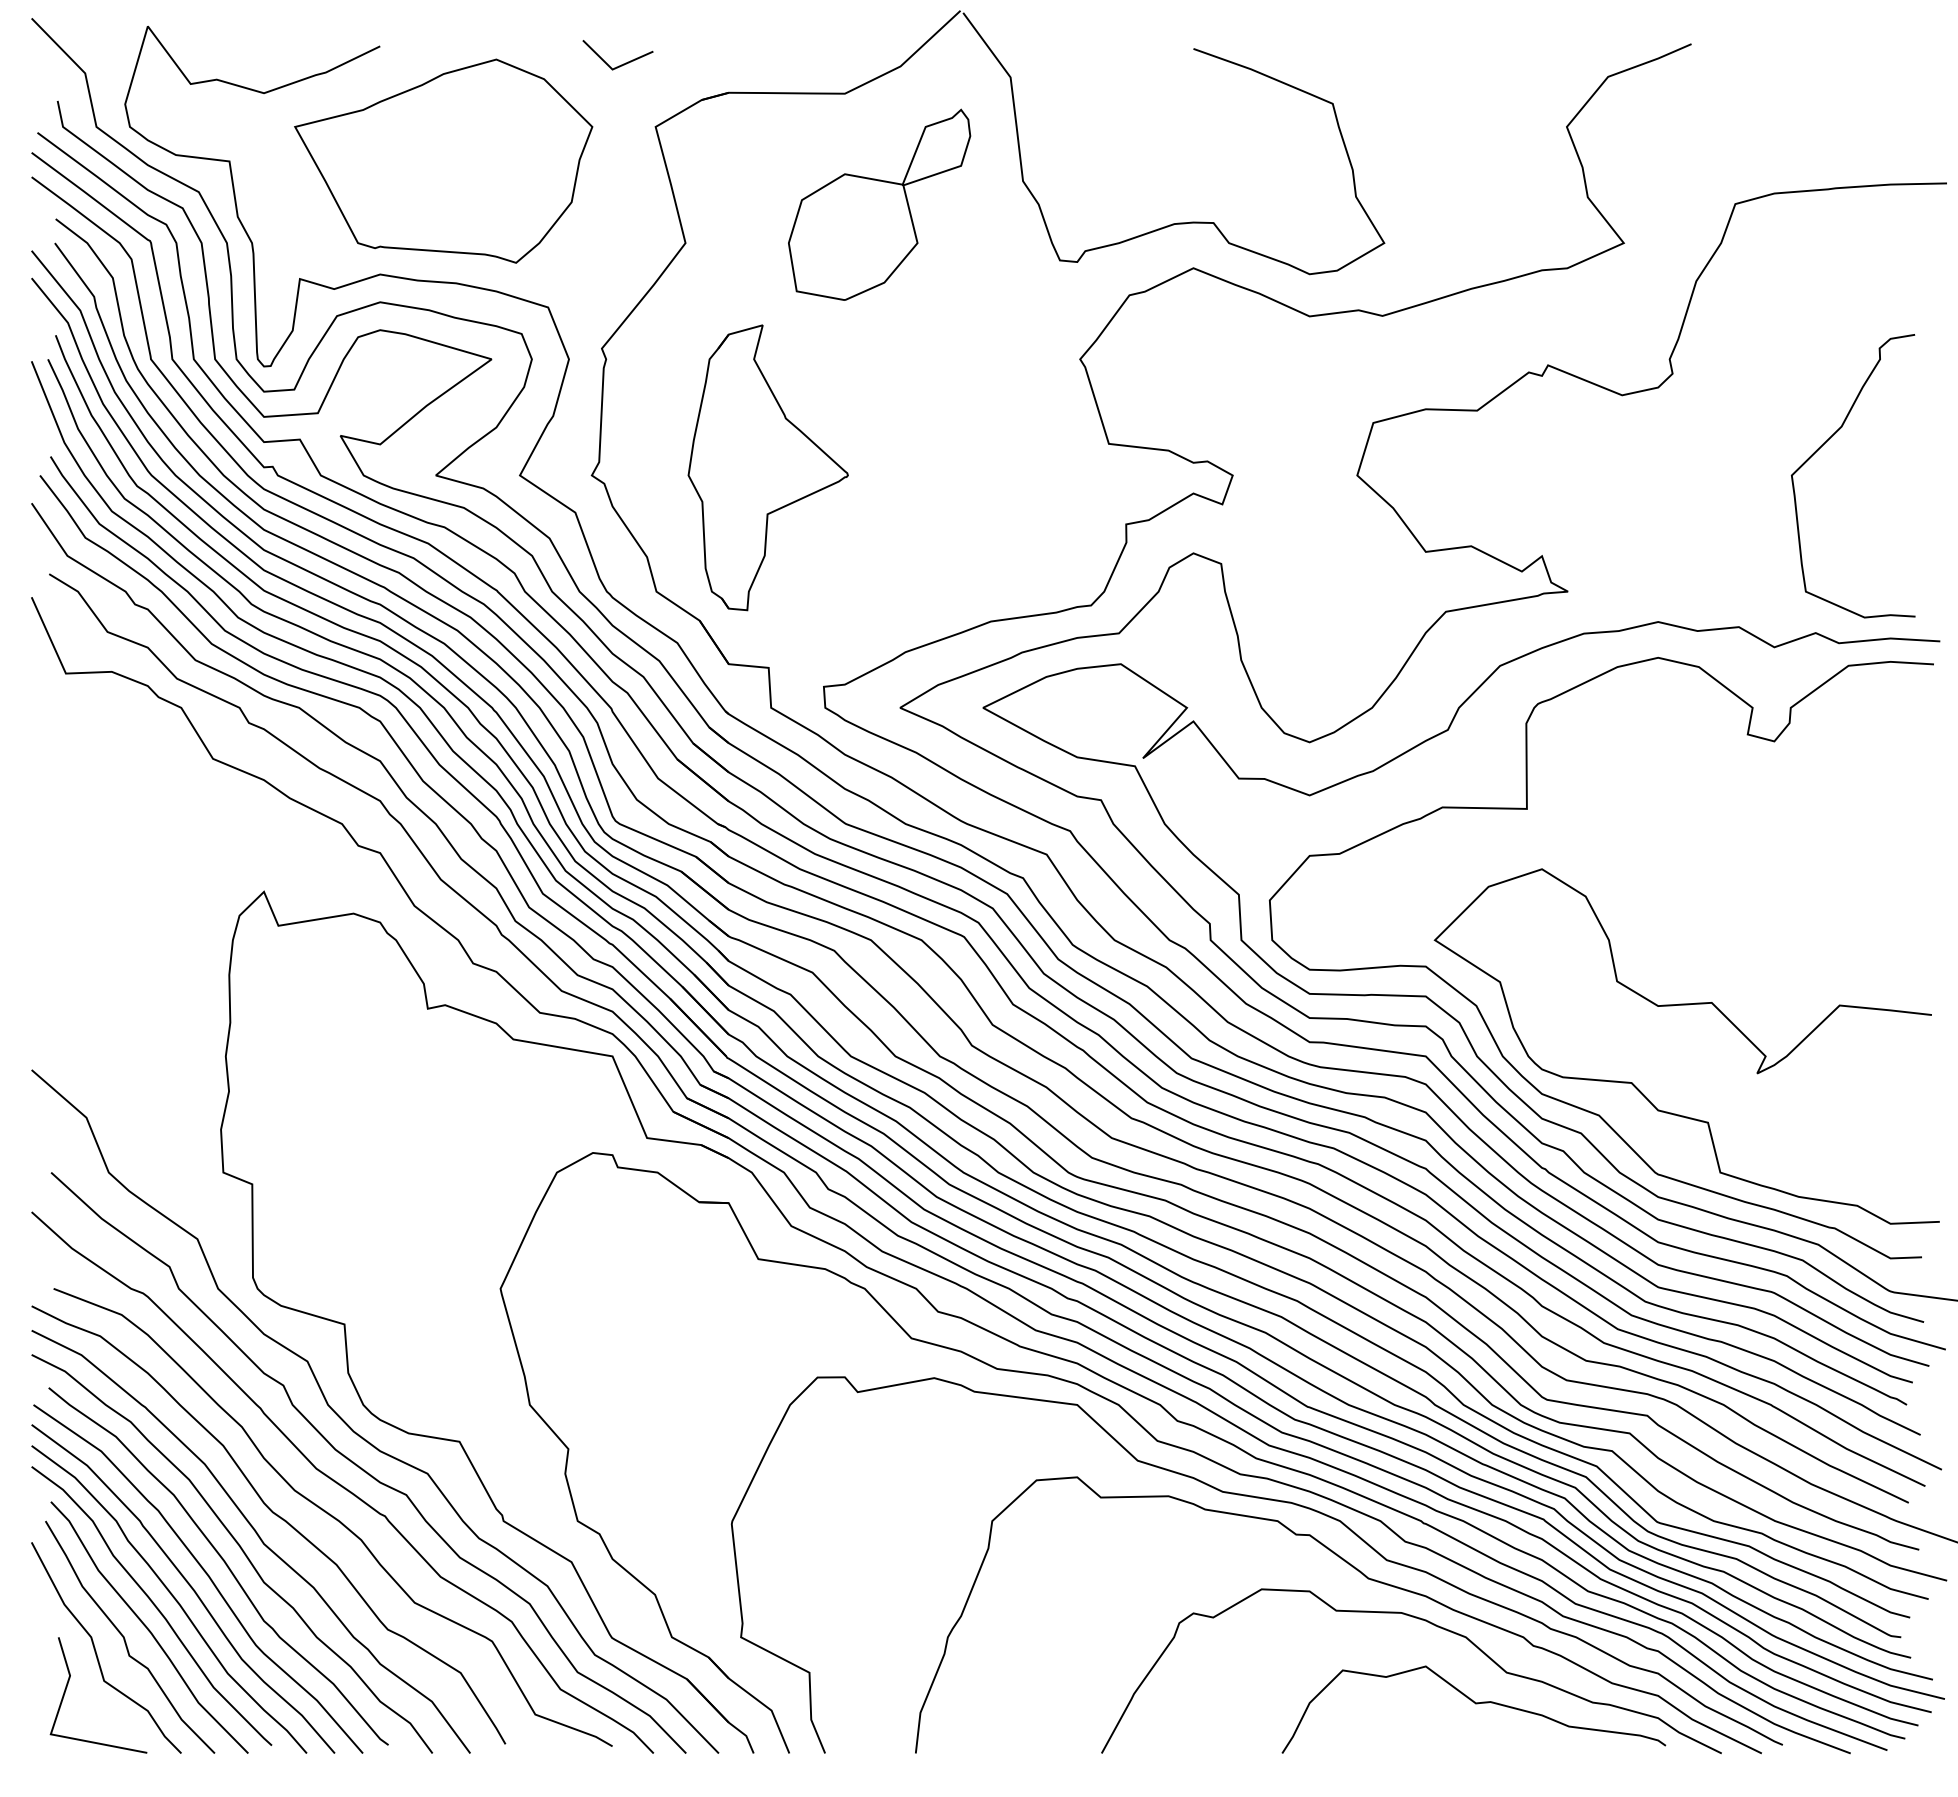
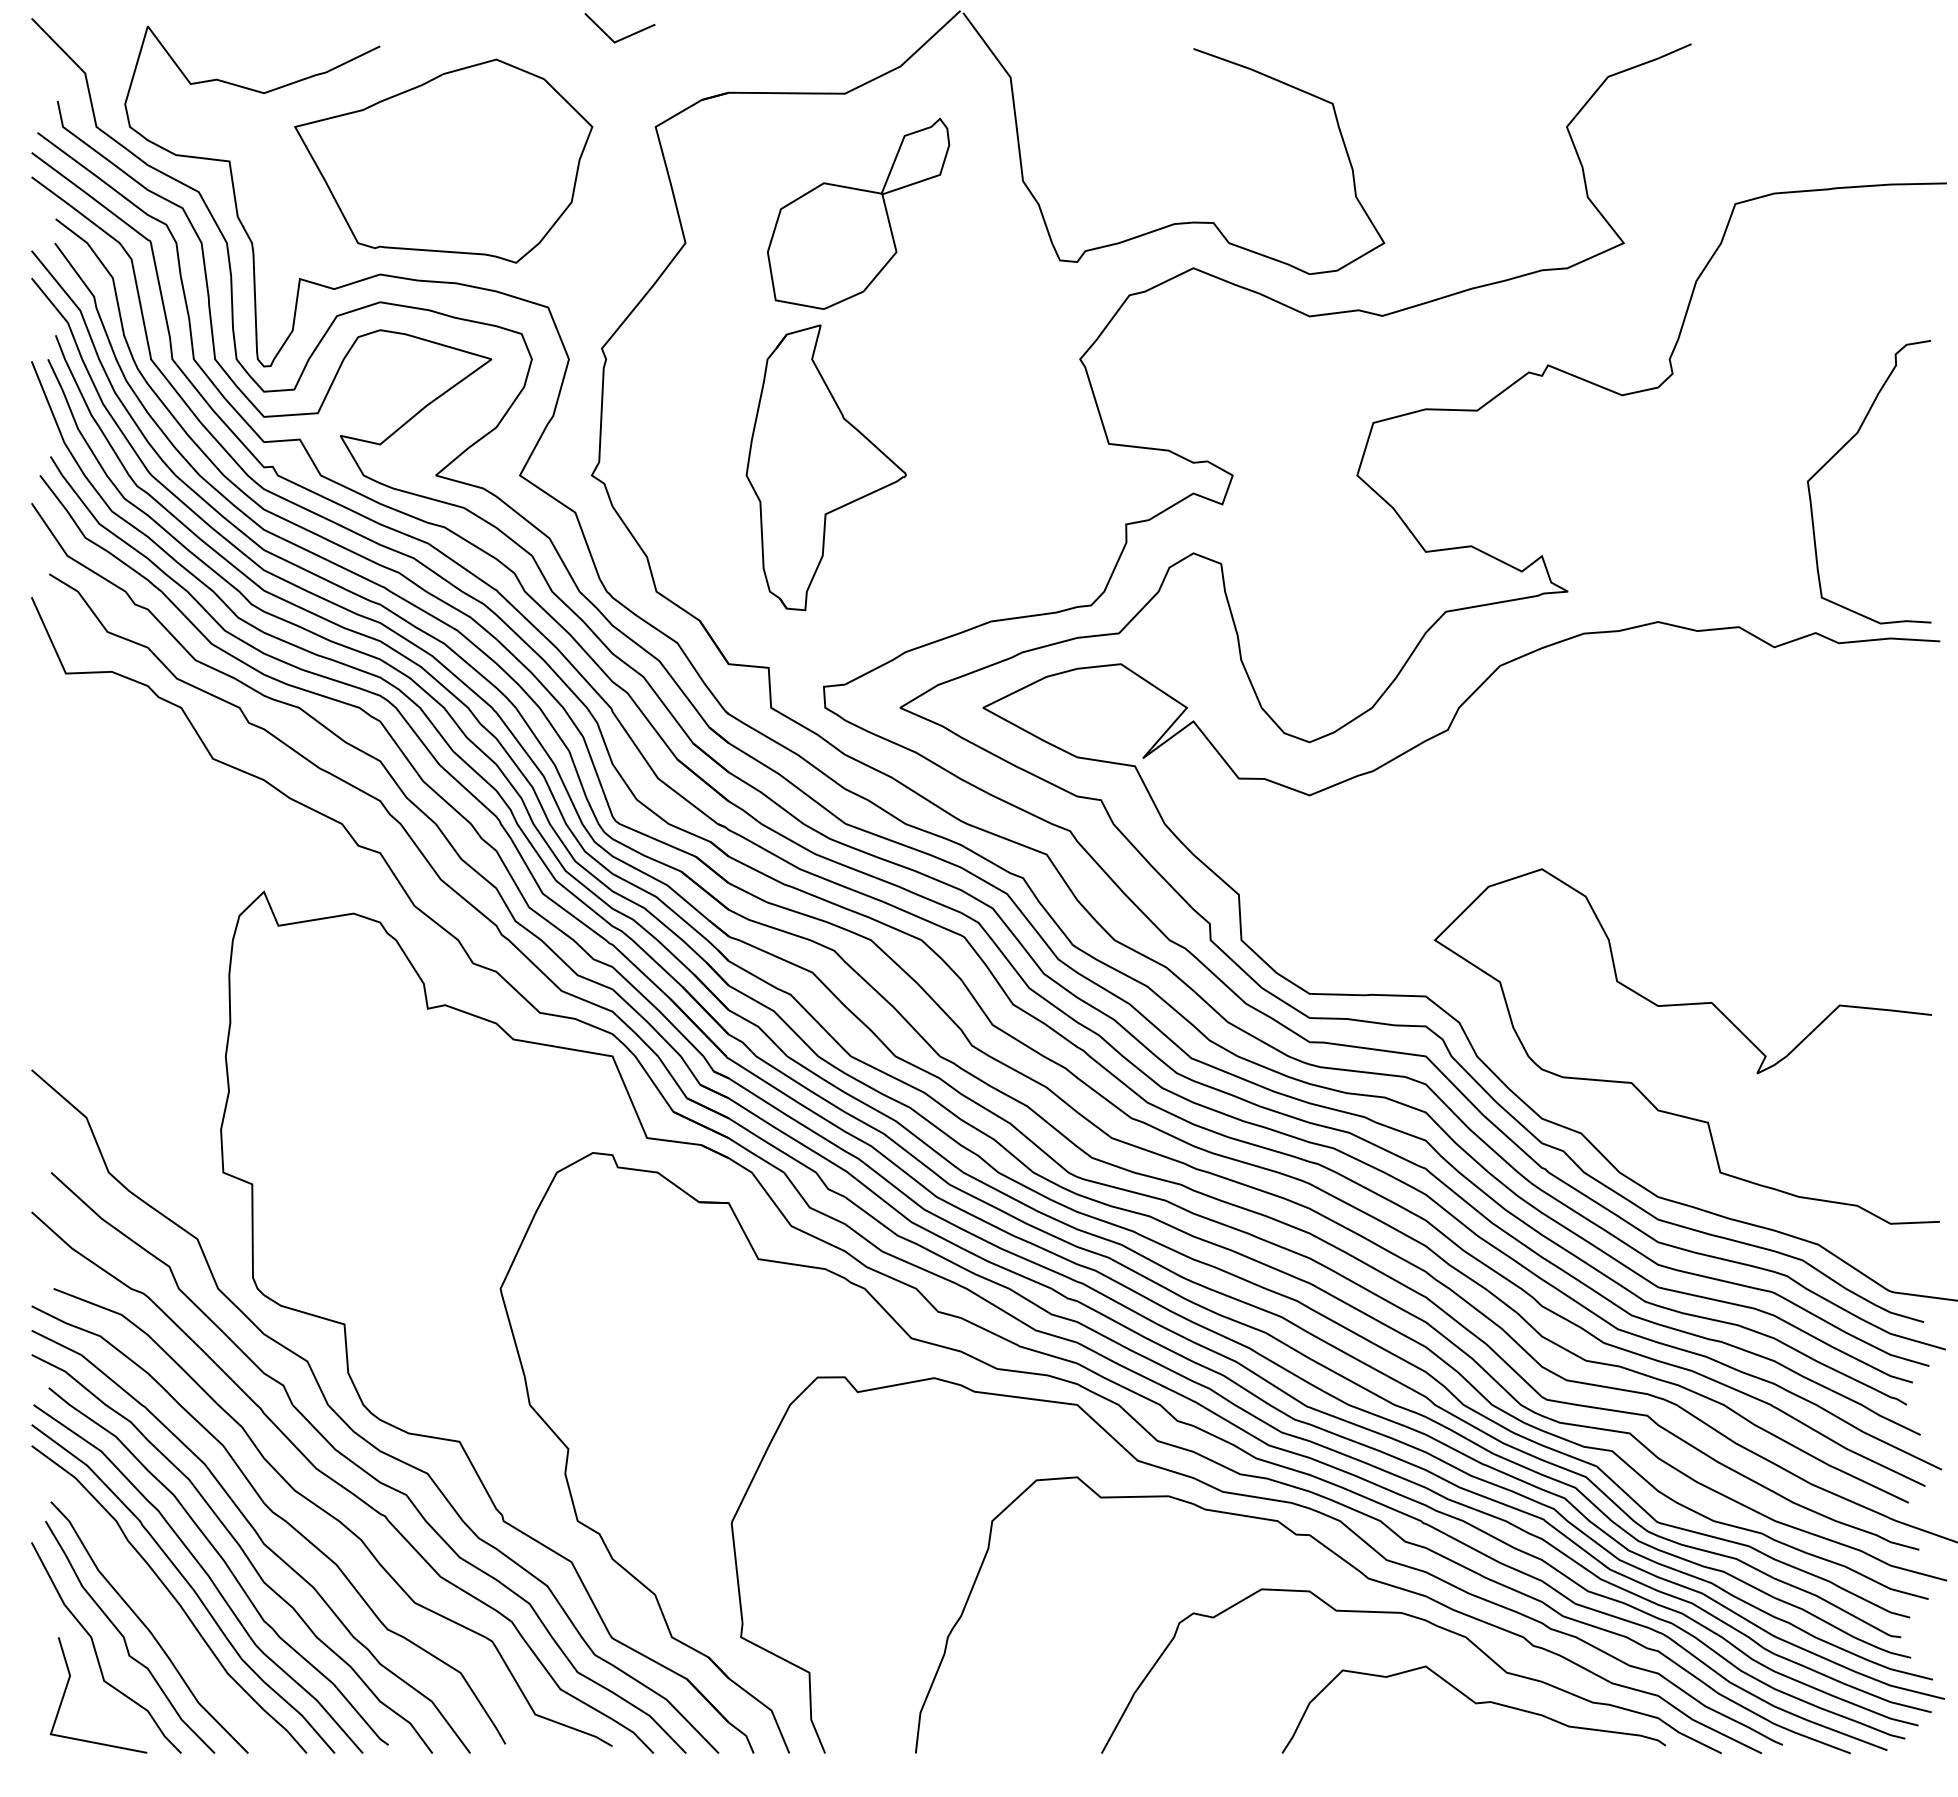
line position: (621, 64) -> (623, 37) (623, 37)
part position: (879, 204) -> (858, 213) (858, 213)
curve position: (1822, 446) -> (1838, 452) (1838, 452)
part position: (767, 467) -> (825, 467) (825, 467)
curve: present -> none (1485, 1020)
curve: present -> none (153, 1605)
